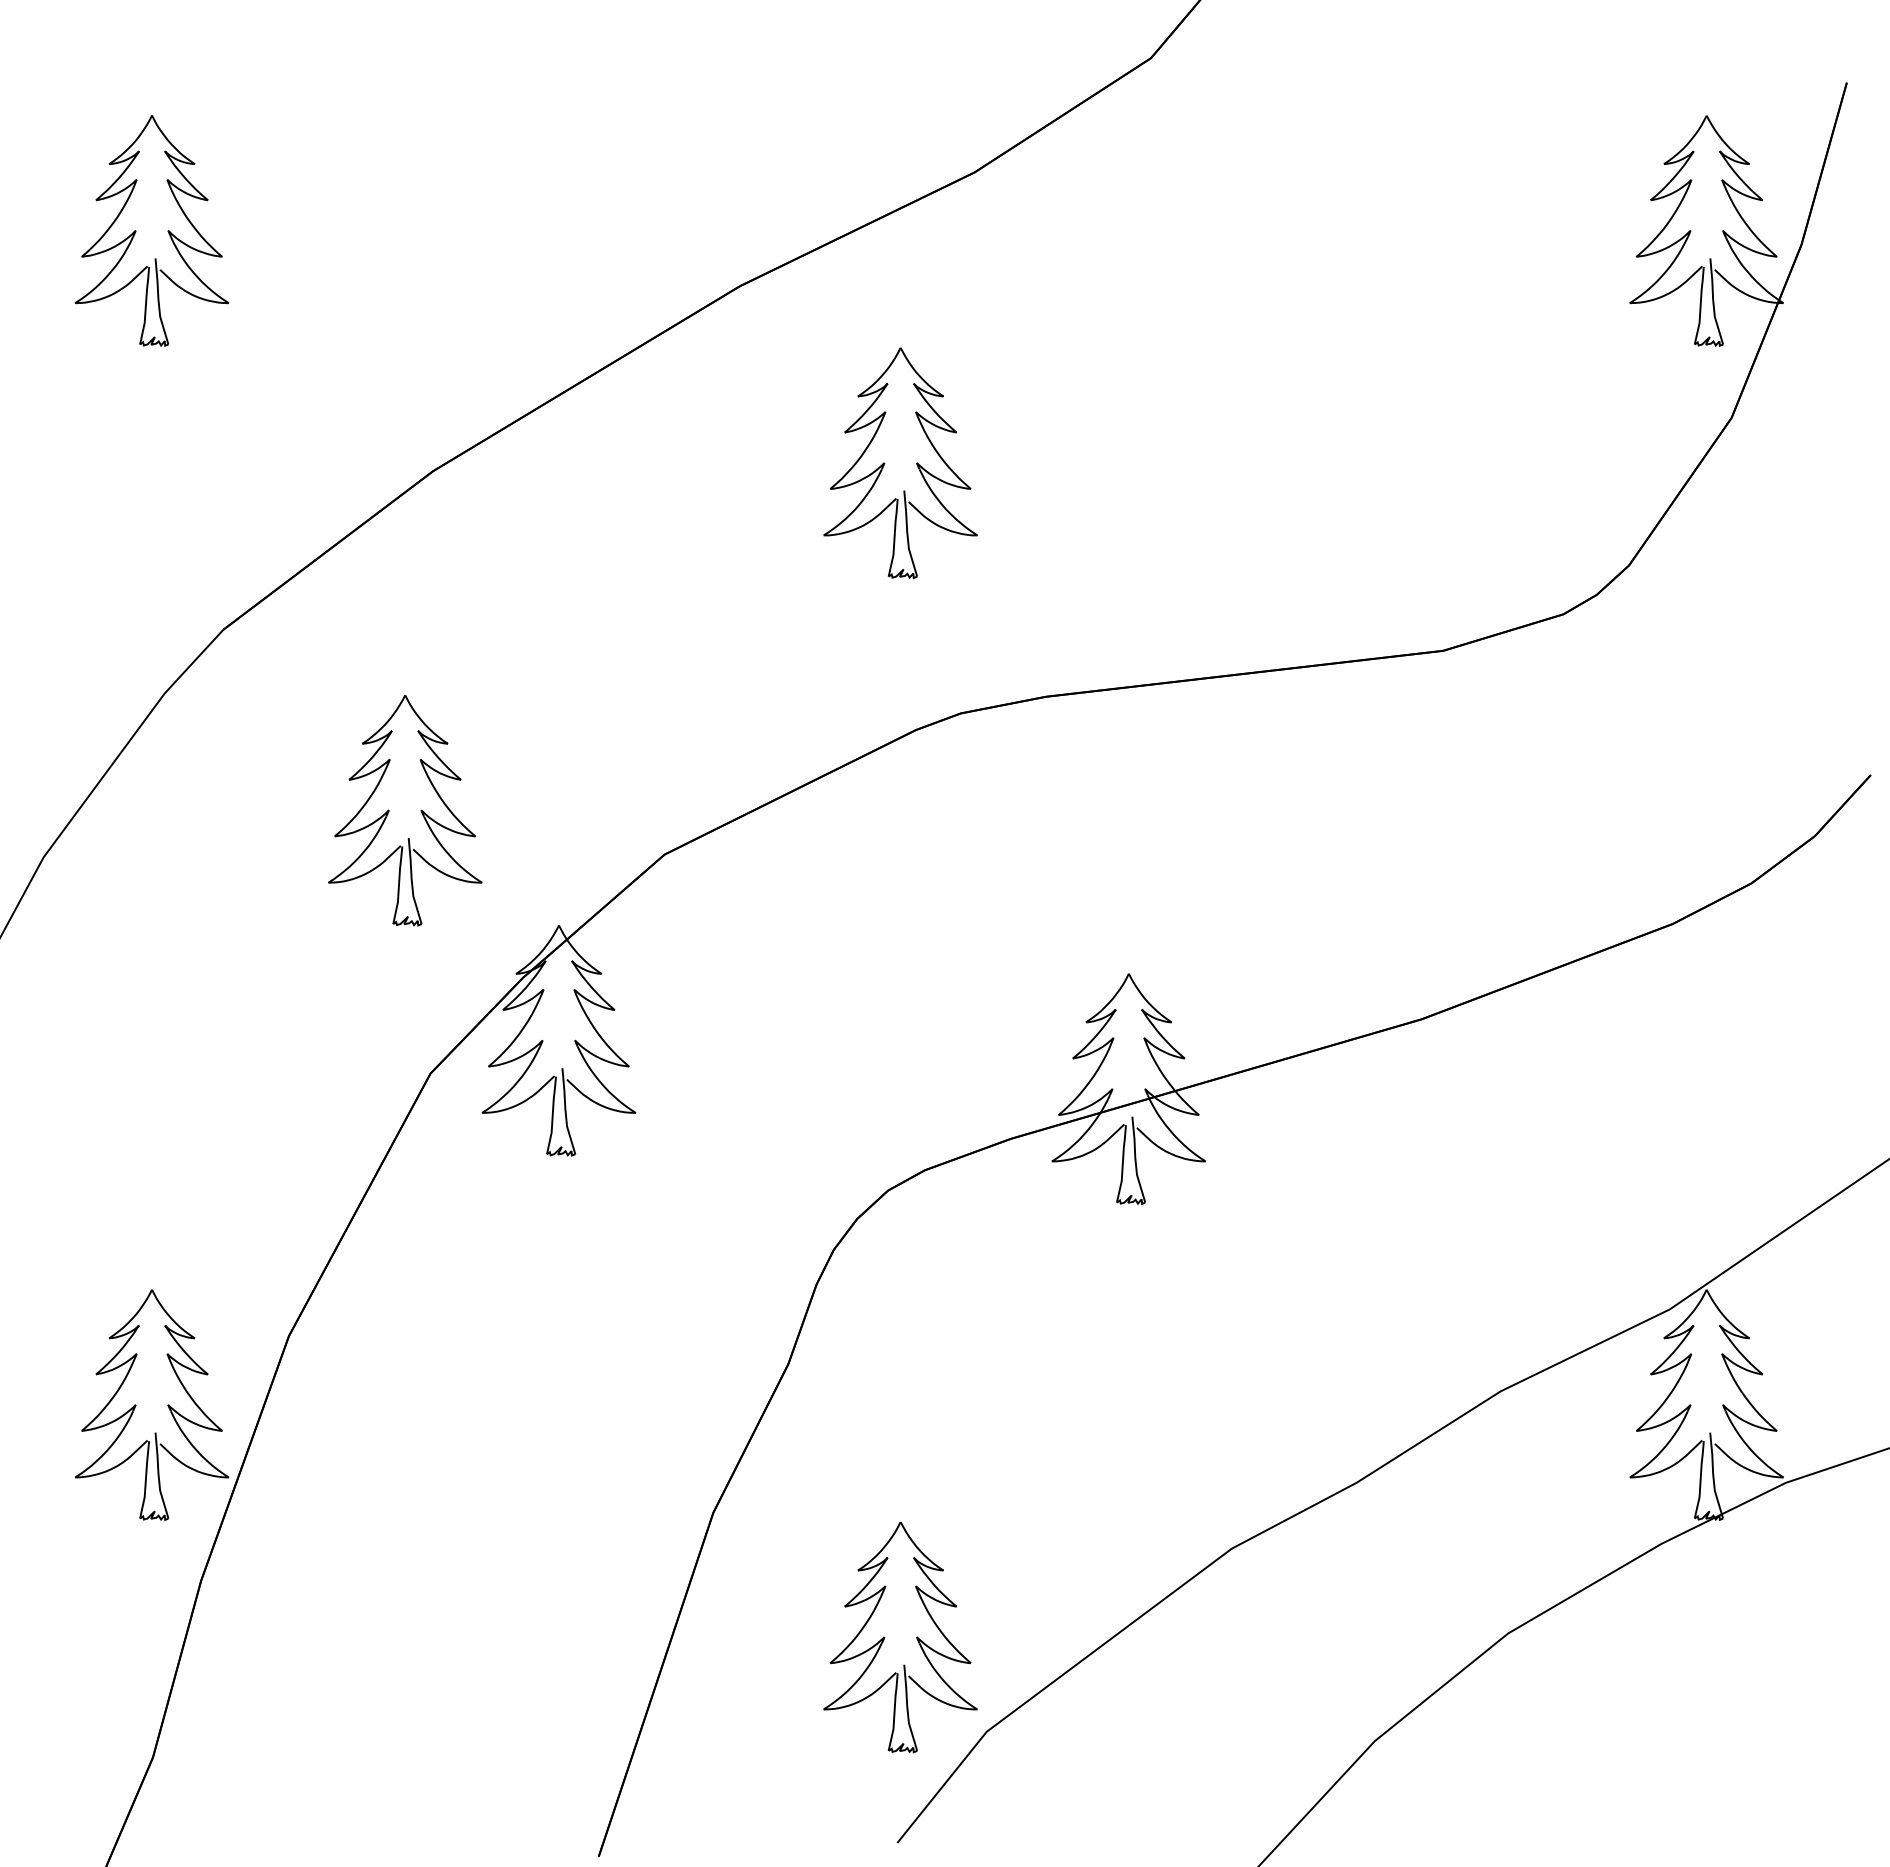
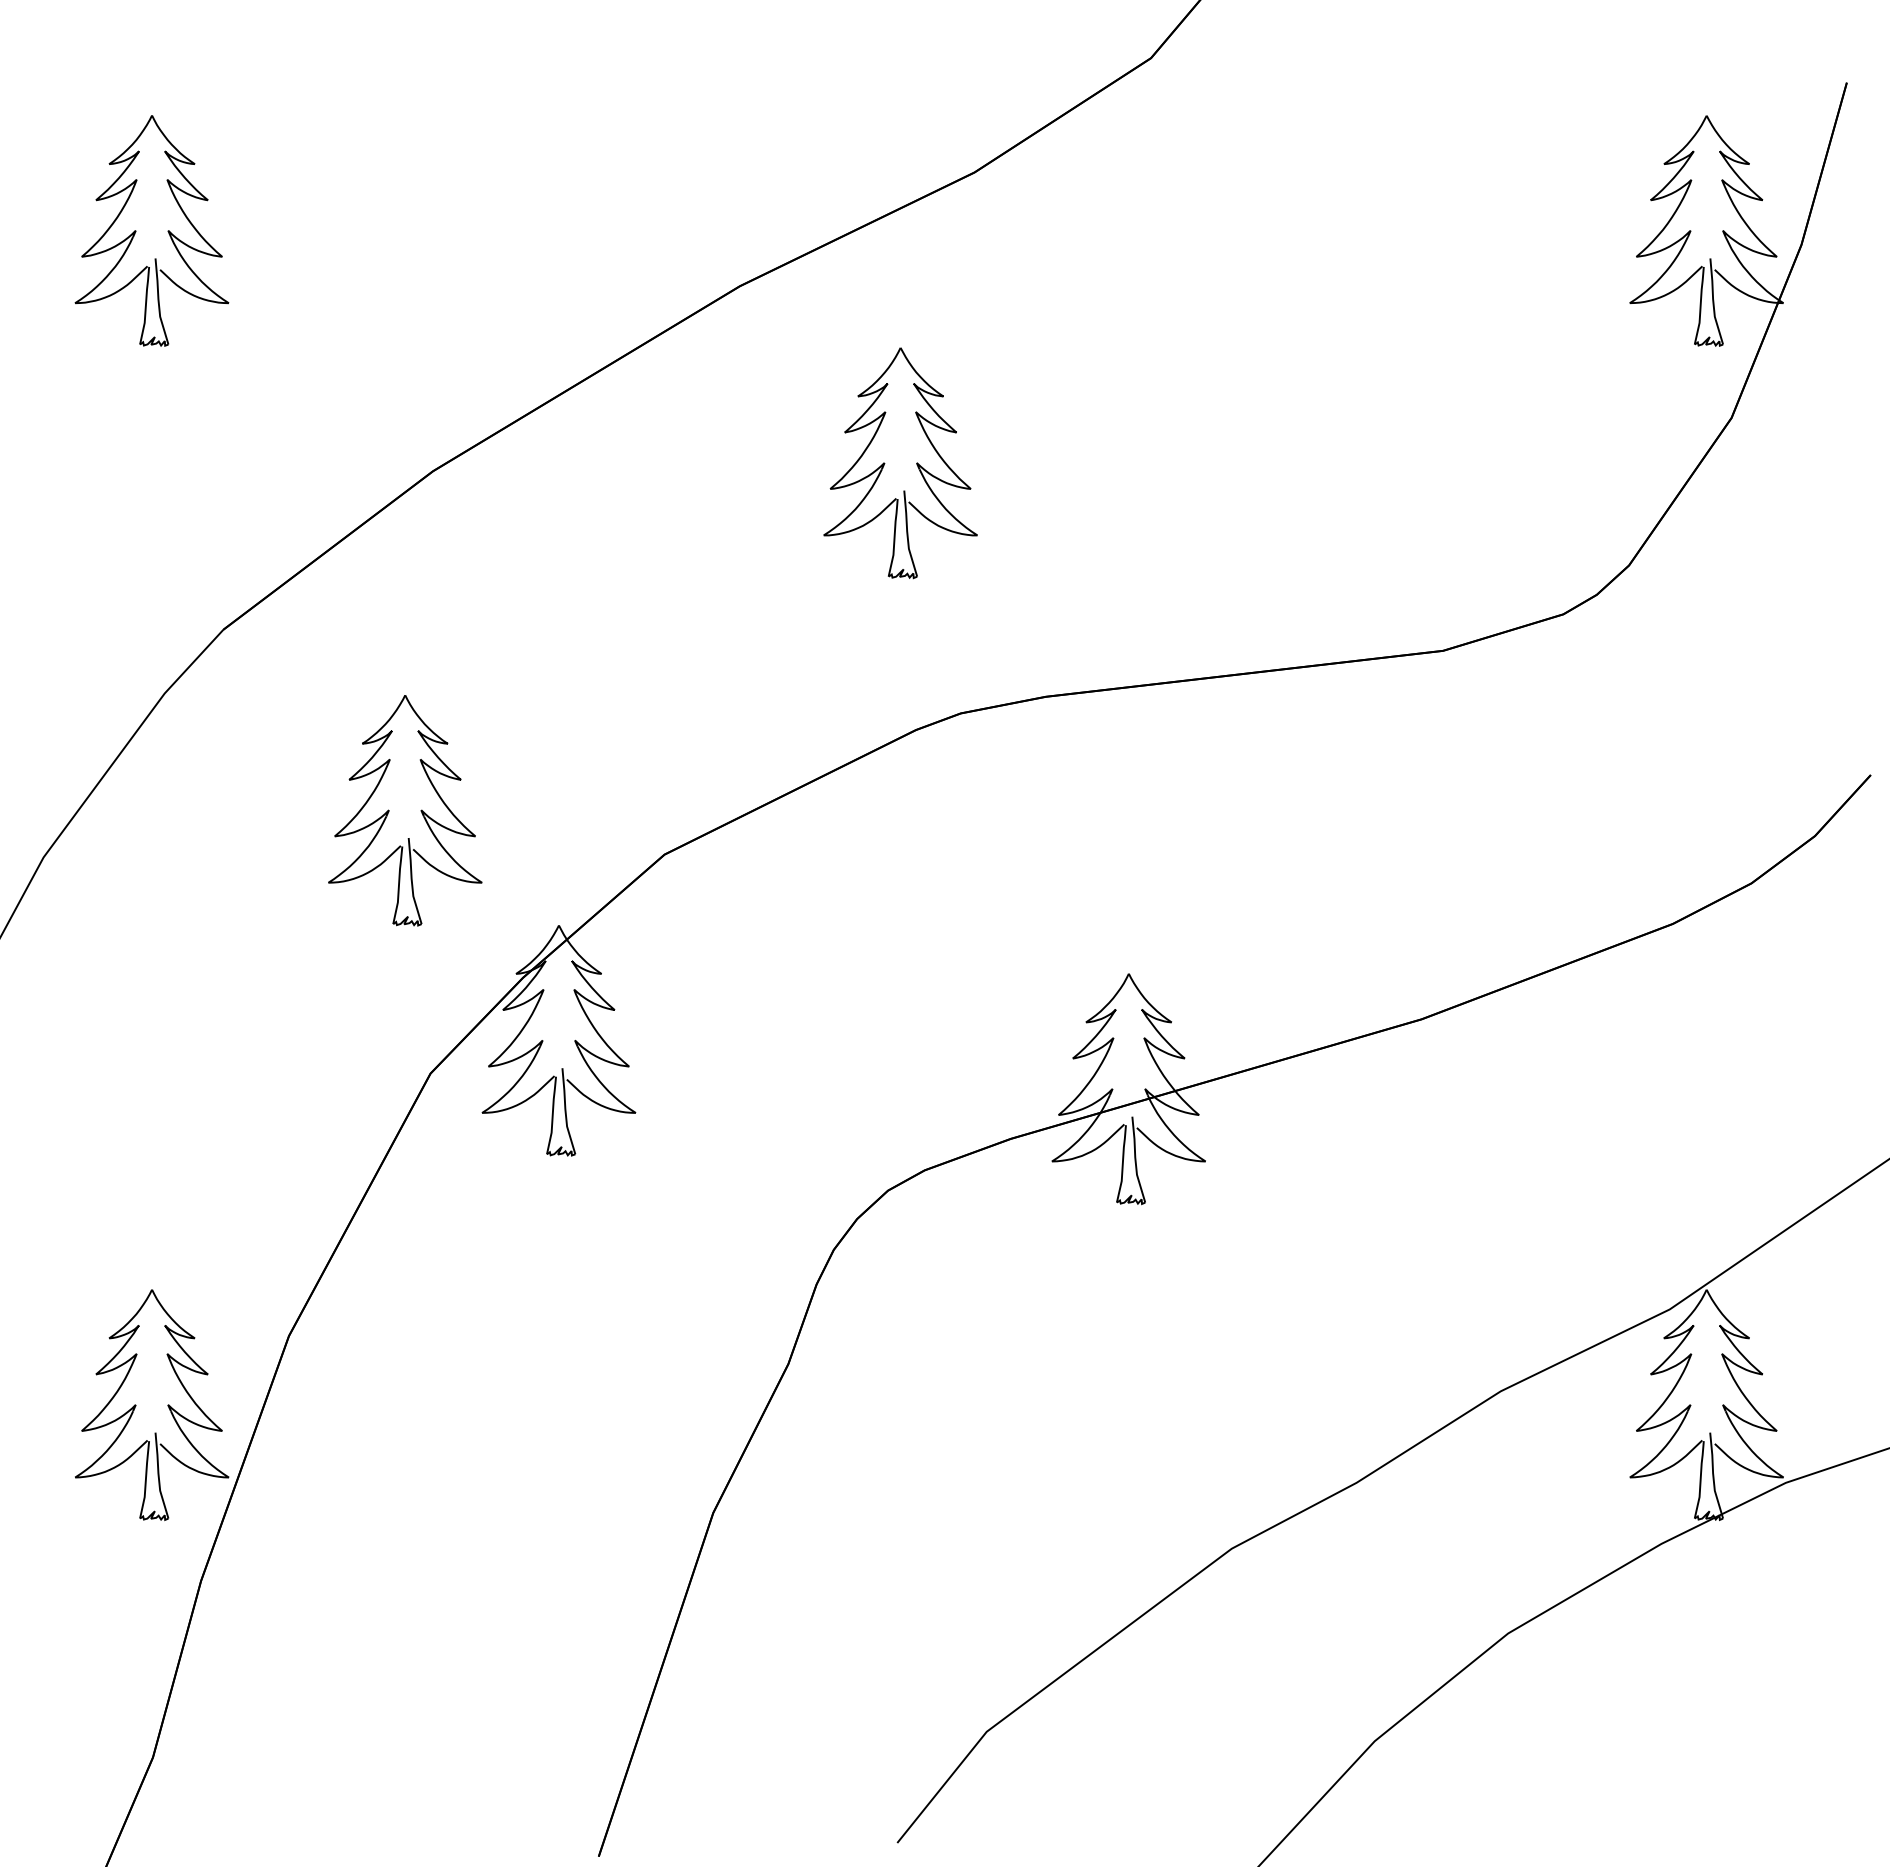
part: present -> none (885, 1637)
